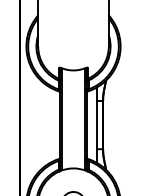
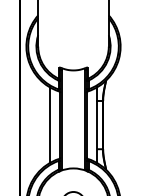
line: none -> present (49, 124)
